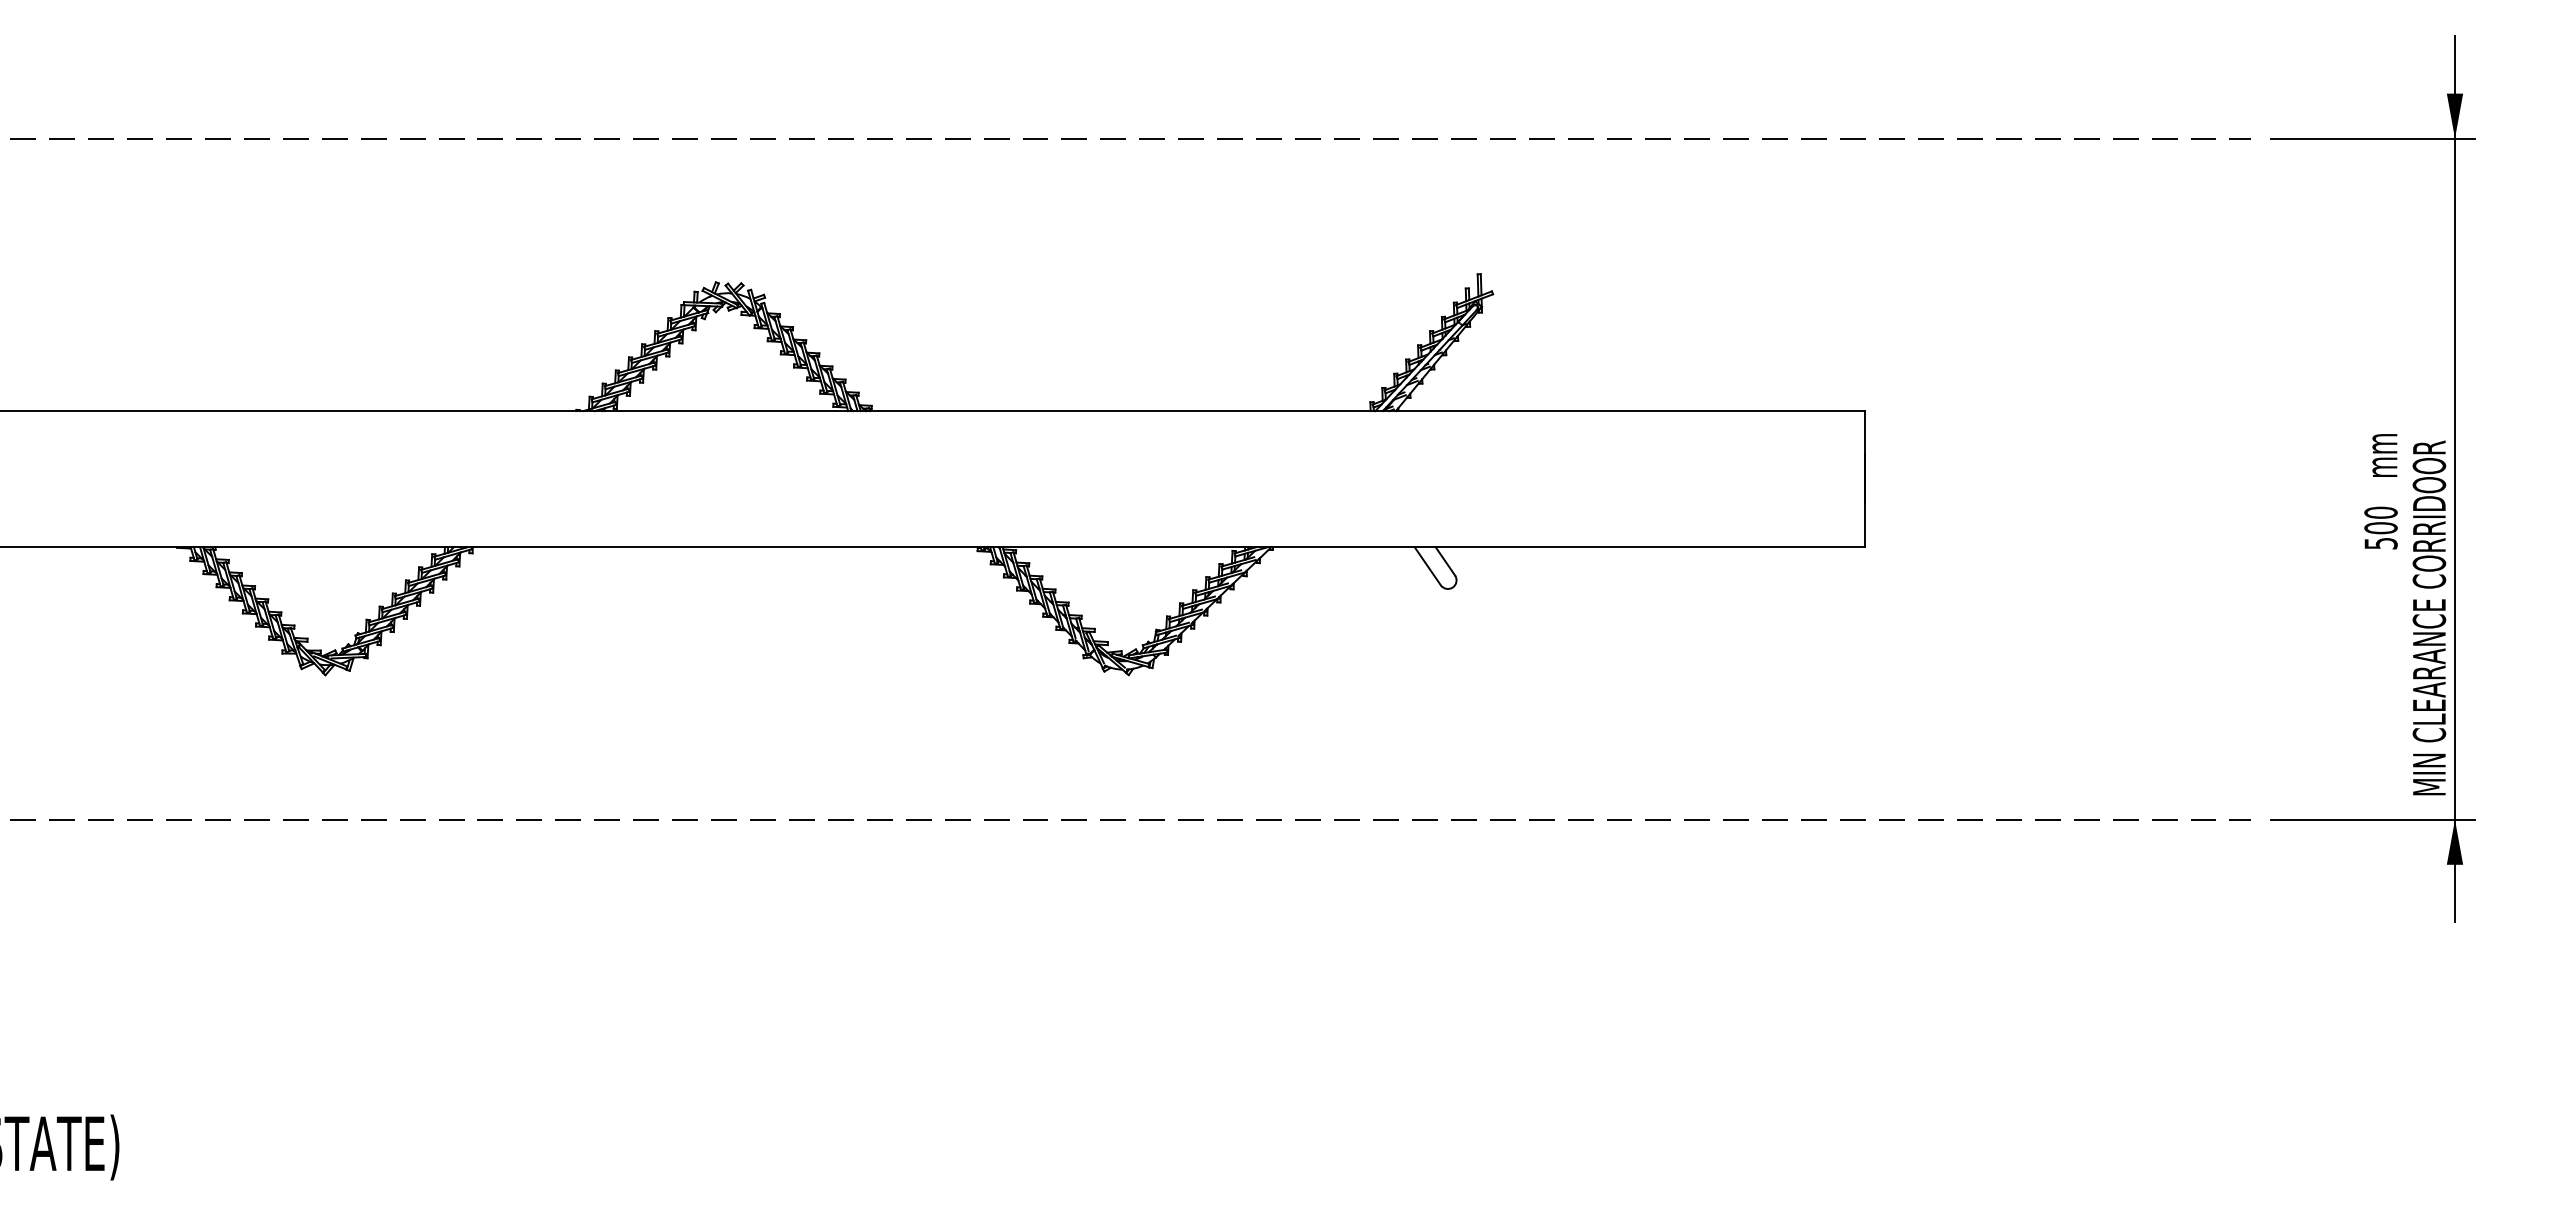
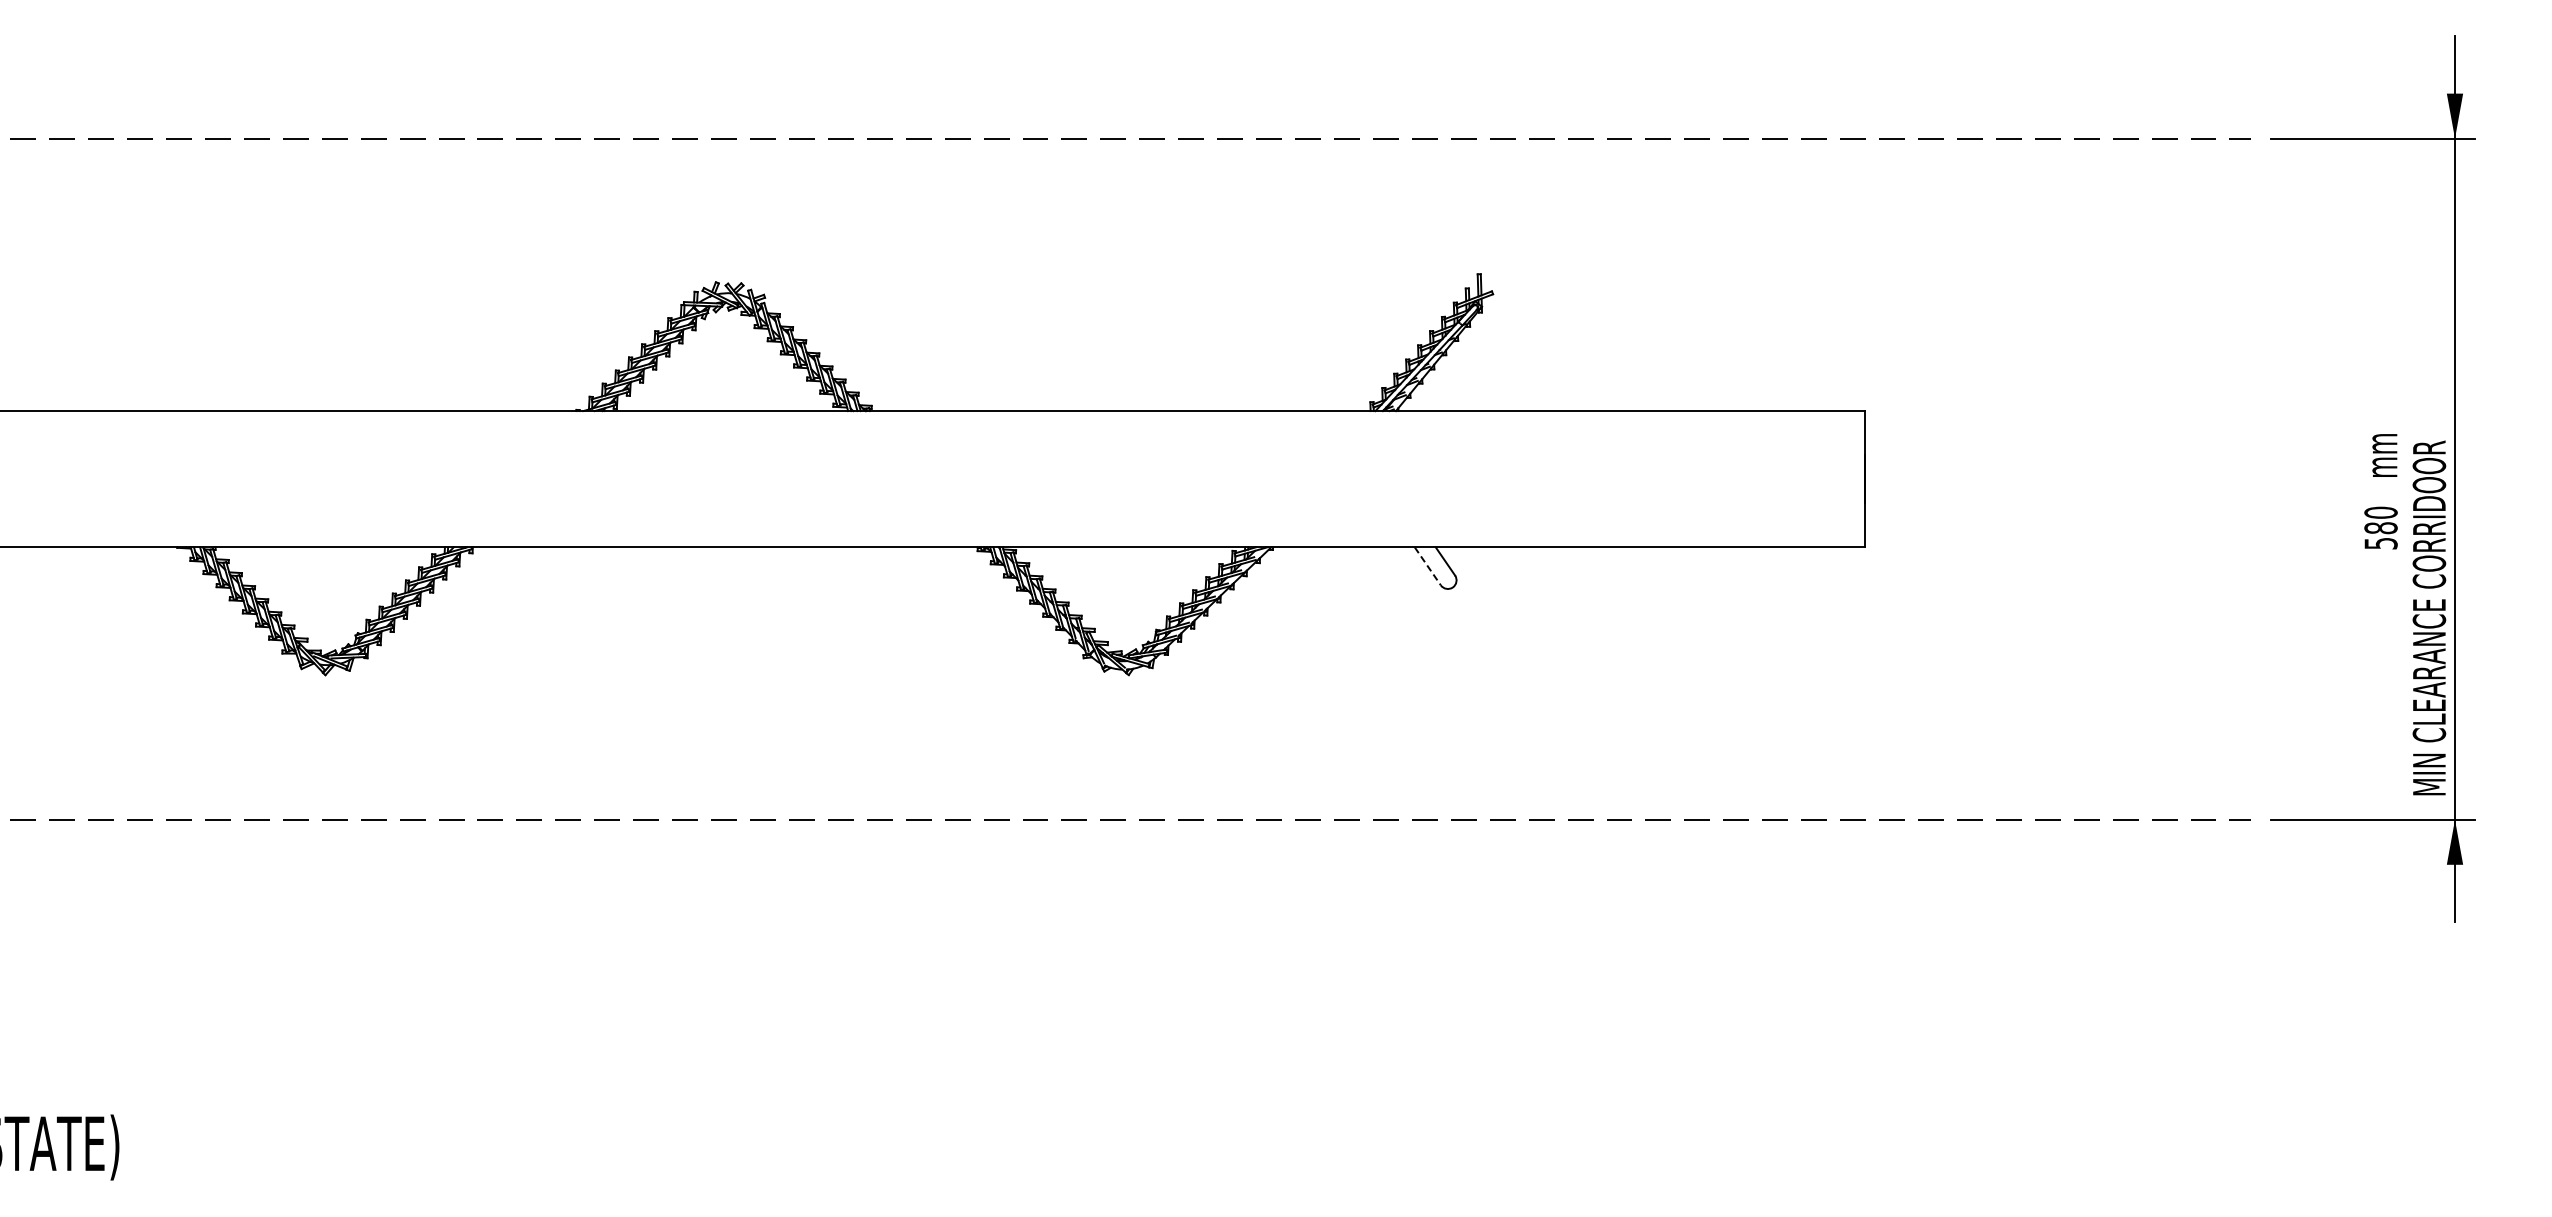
text: 500 -> 580 (2381, 528)
line: solid -> dashed (1428, 566)
